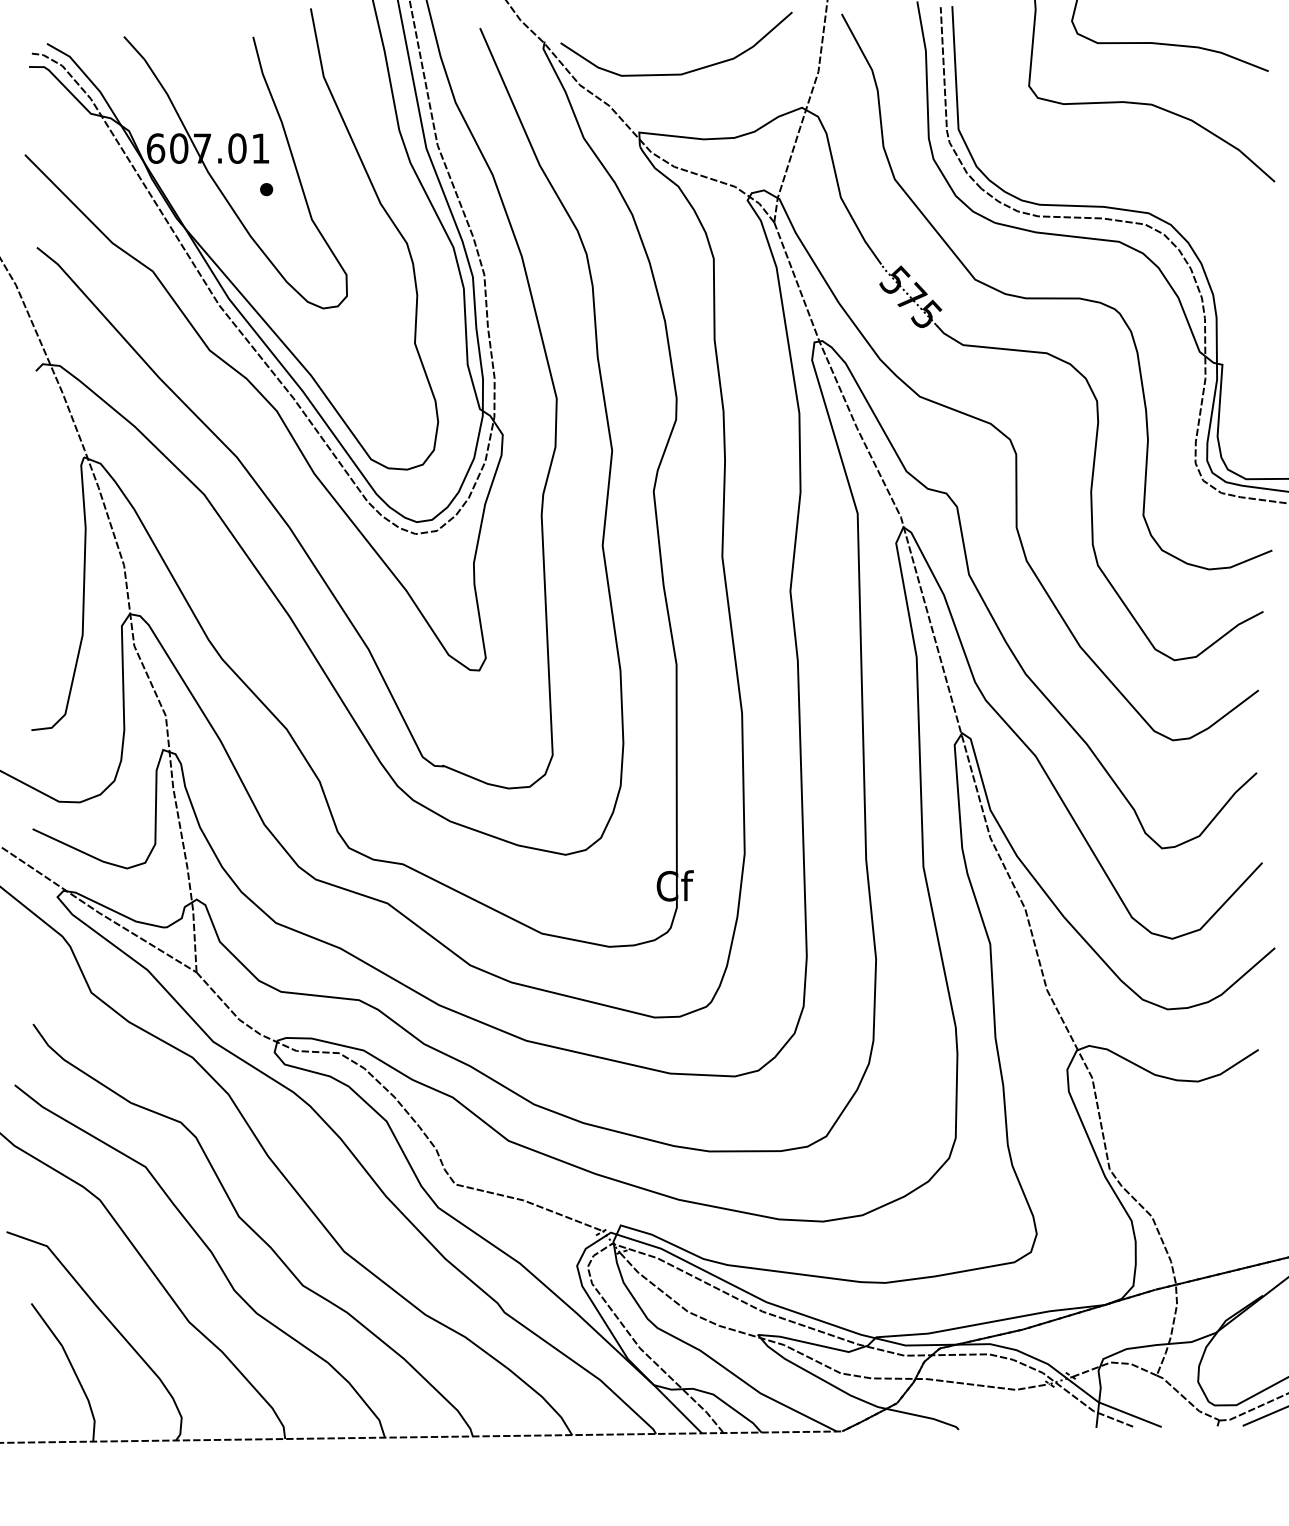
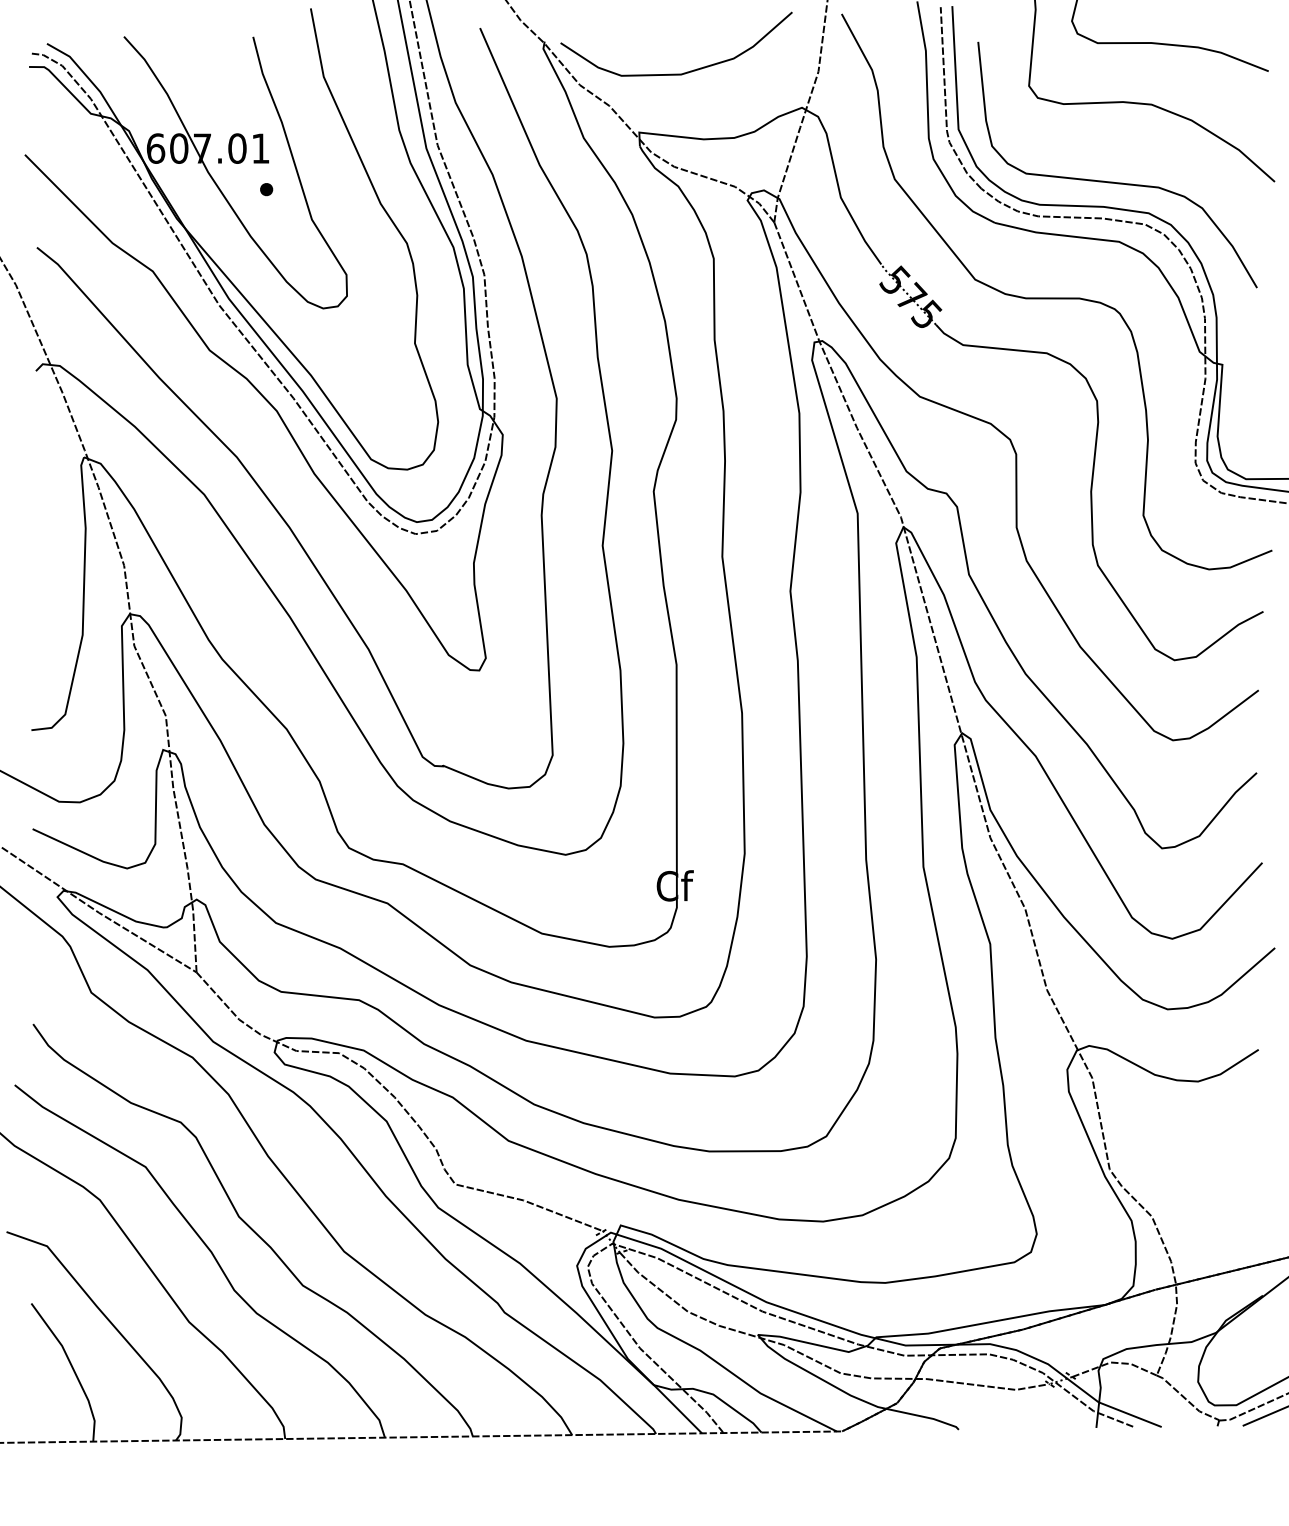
curve: none -> present (1113, 181)
